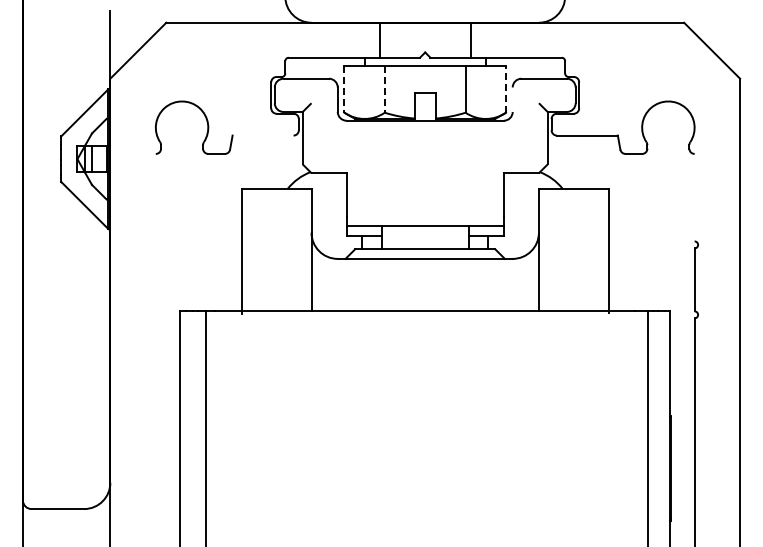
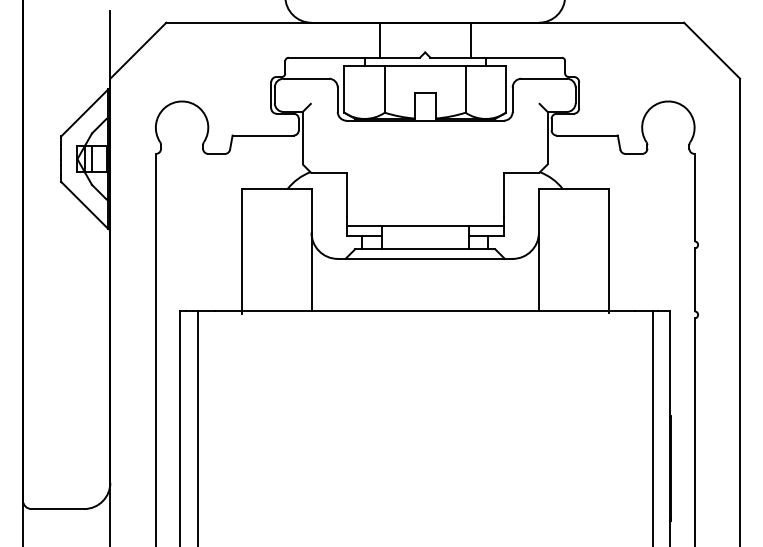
line: dashed -> solid (506, 89)
line: dashed -> solid (344, 90)
line: dashed -> solid (384, 90)
line: none -> present (512, 99)
line: none -> present (262, 135)
line: none -> present (694, 197)
line: none -> present (155, 348)
line position: (205, 427) -> (197, 427) (197, 427)
line position: (647, 427) -> (652, 427) (652, 427)
